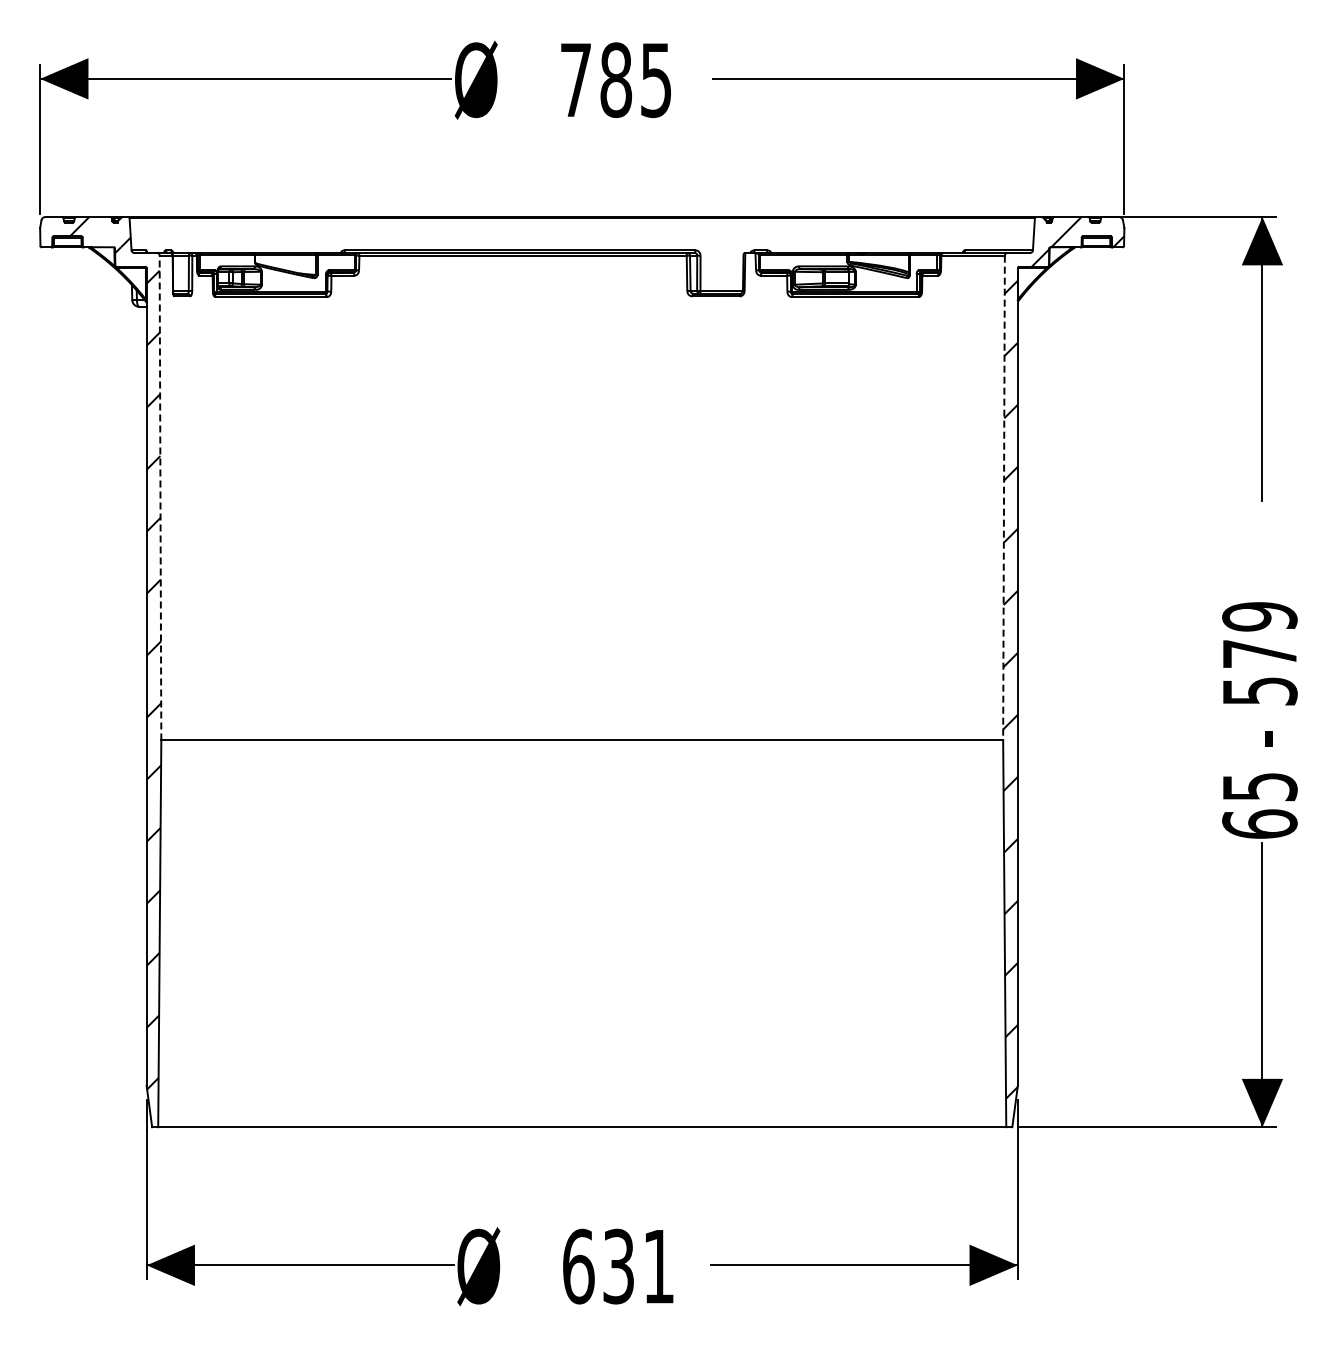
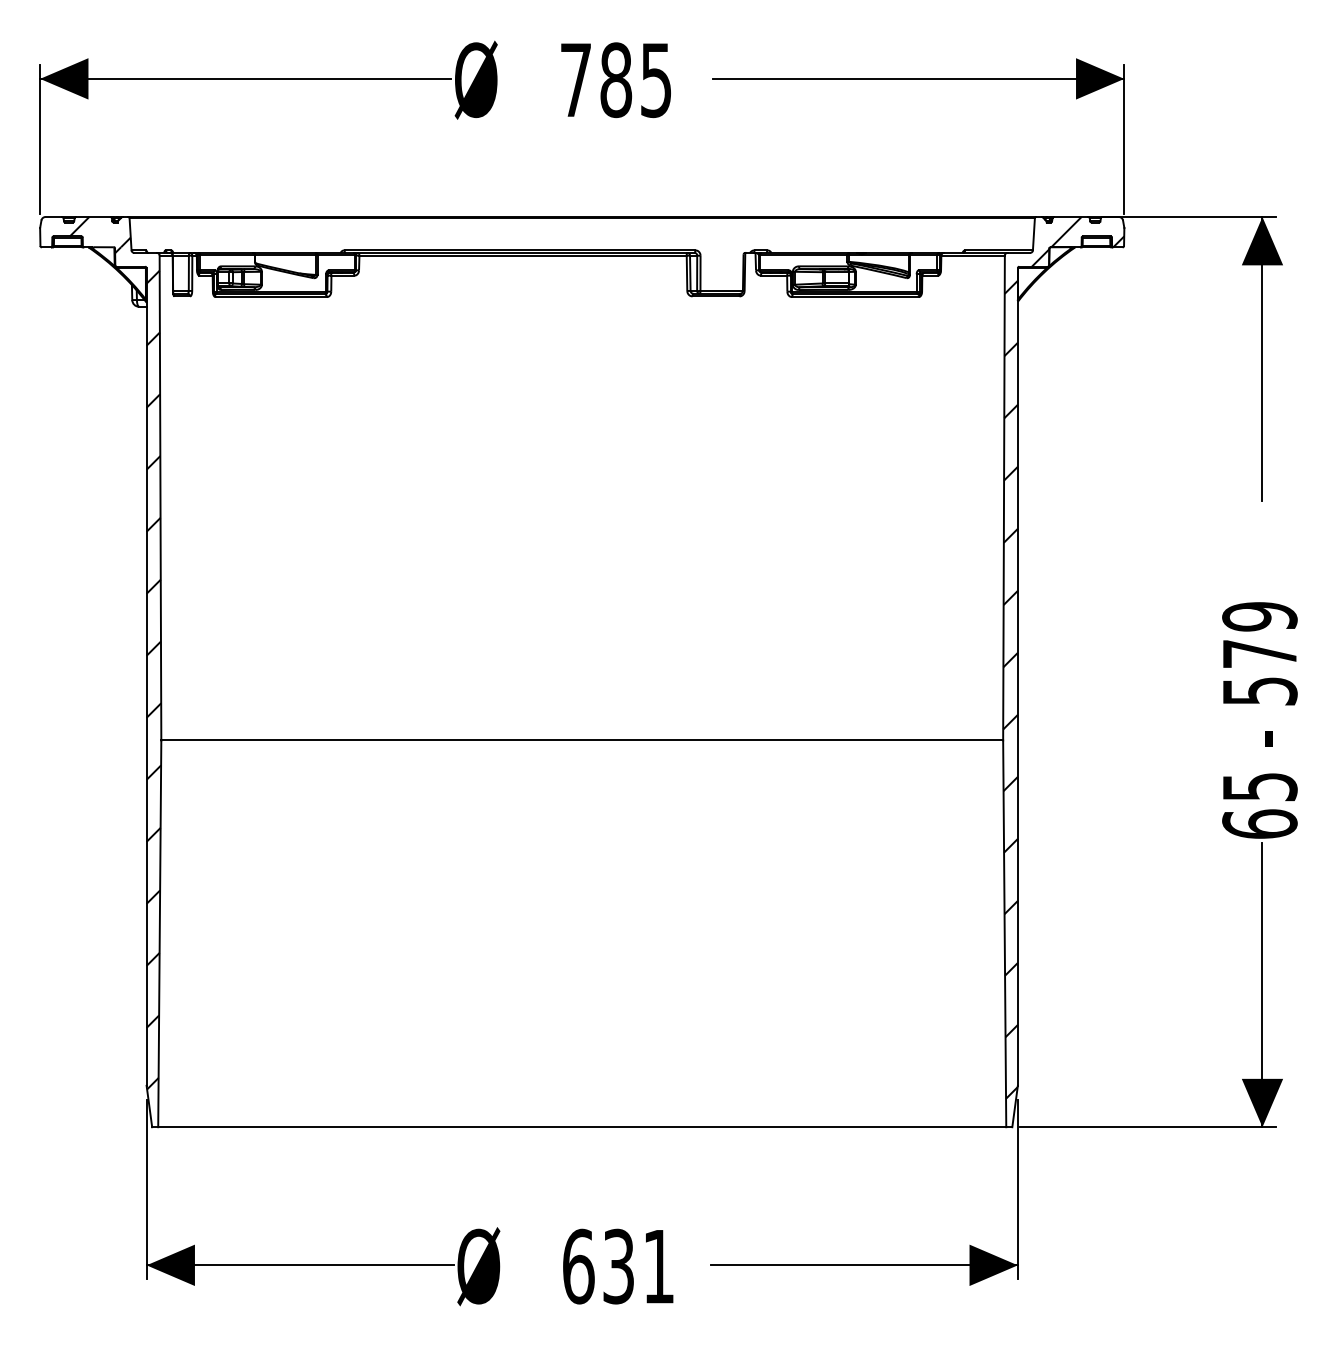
line: dashed -> solid (160, 497)
line: dashed -> solid (1004, 498)
